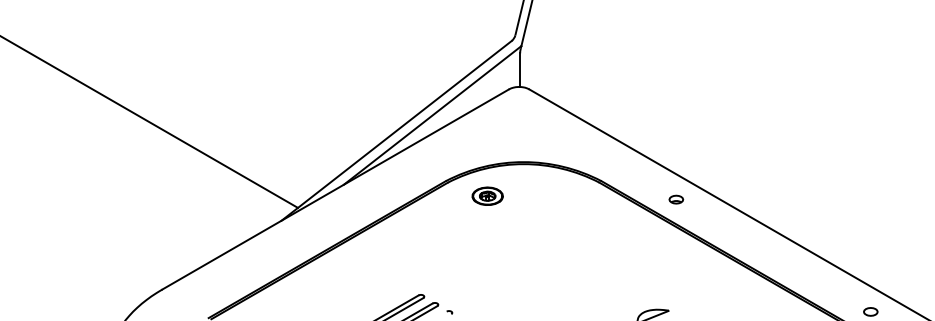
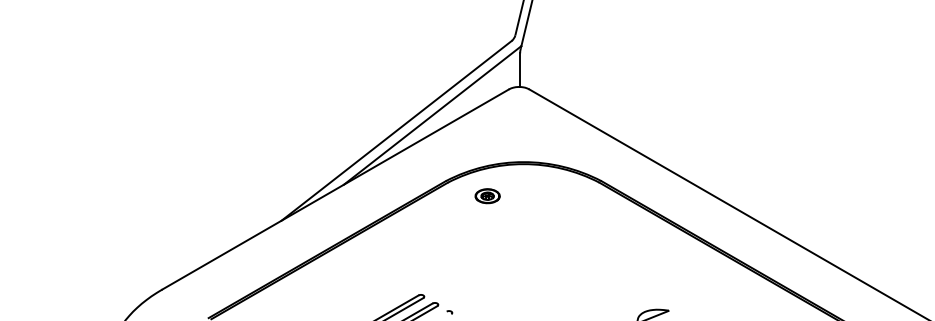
line: present -> none (149, 122)
part size: 33x20 px -> 27x17 px (487, 196)
part: present -> none (676, 199)
part: present -> none (870, 311)
